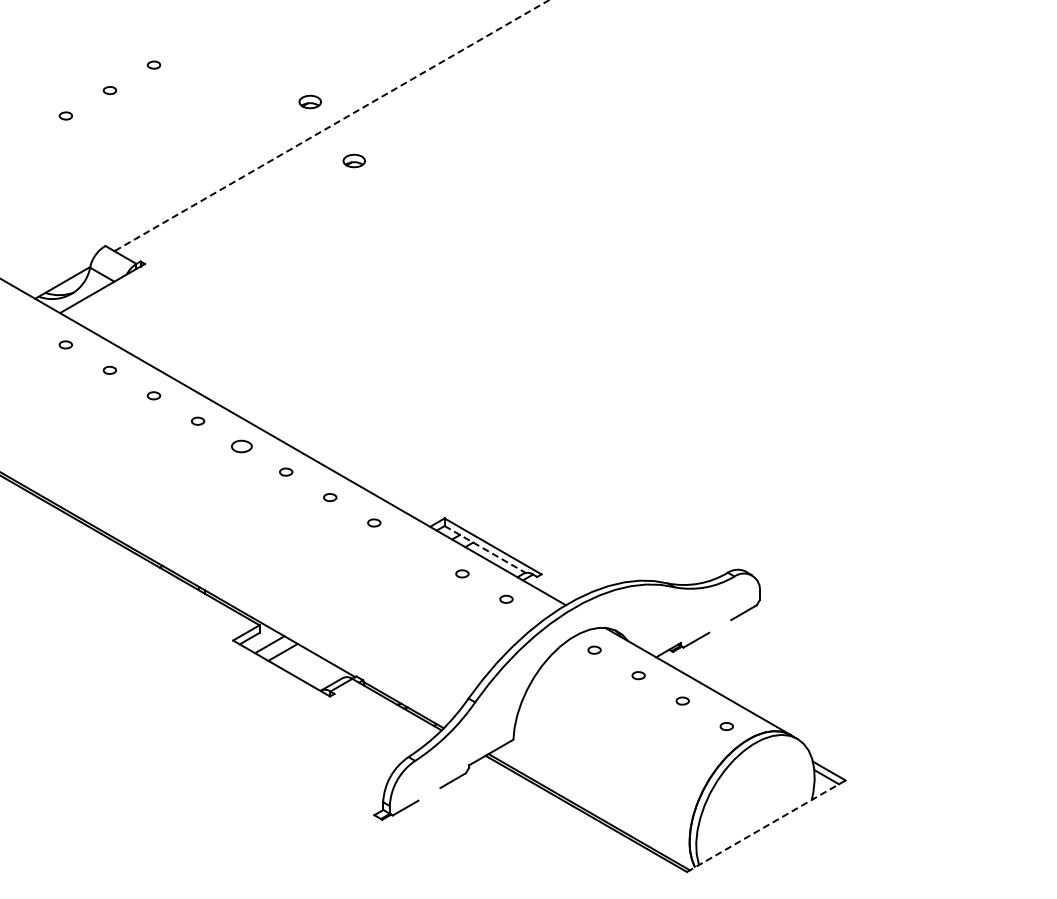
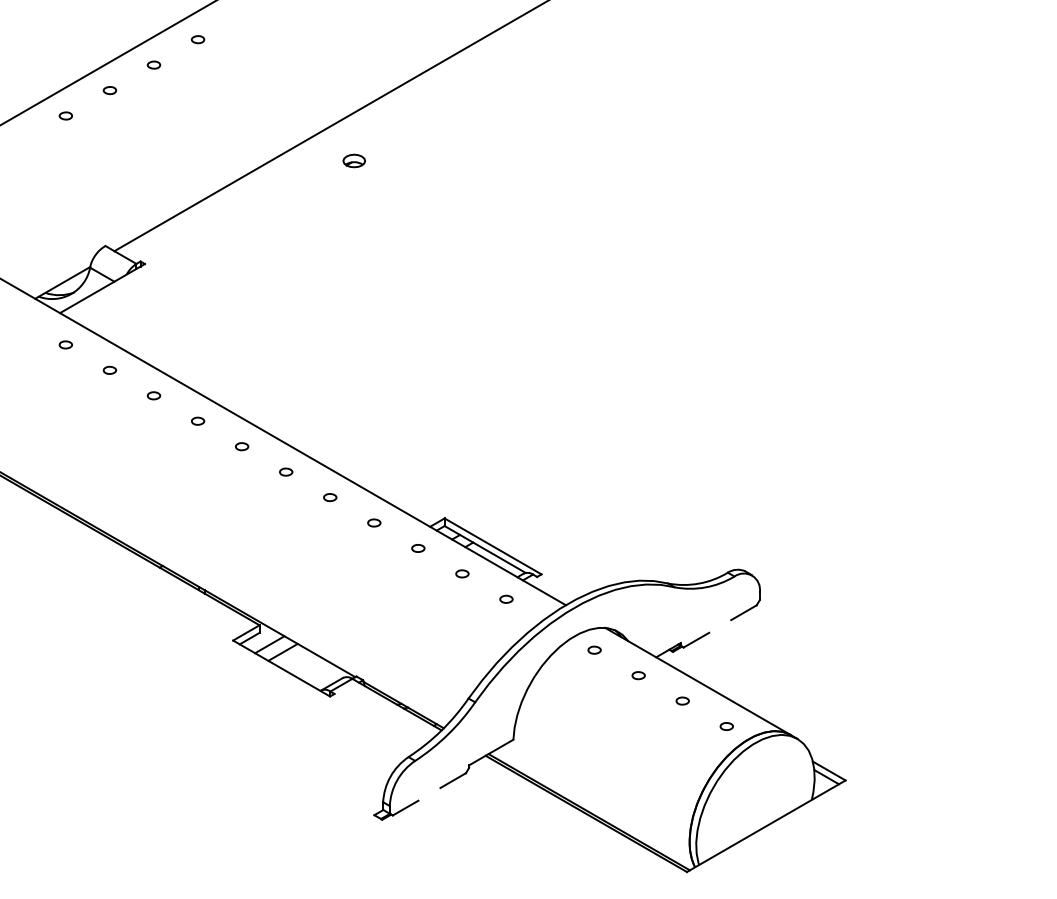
part: none -> present (197, 39)
line: none -> present (107, 62)
part: present -> none (309, 101)
line: dashed -> solid (331, 125)
part size: 22x15 px -> 15x10 px (242, 446)
part: none -> present (418, 548)
line: dashed -> solid (485, 549)
line: dashed -> solid (766, 826)
